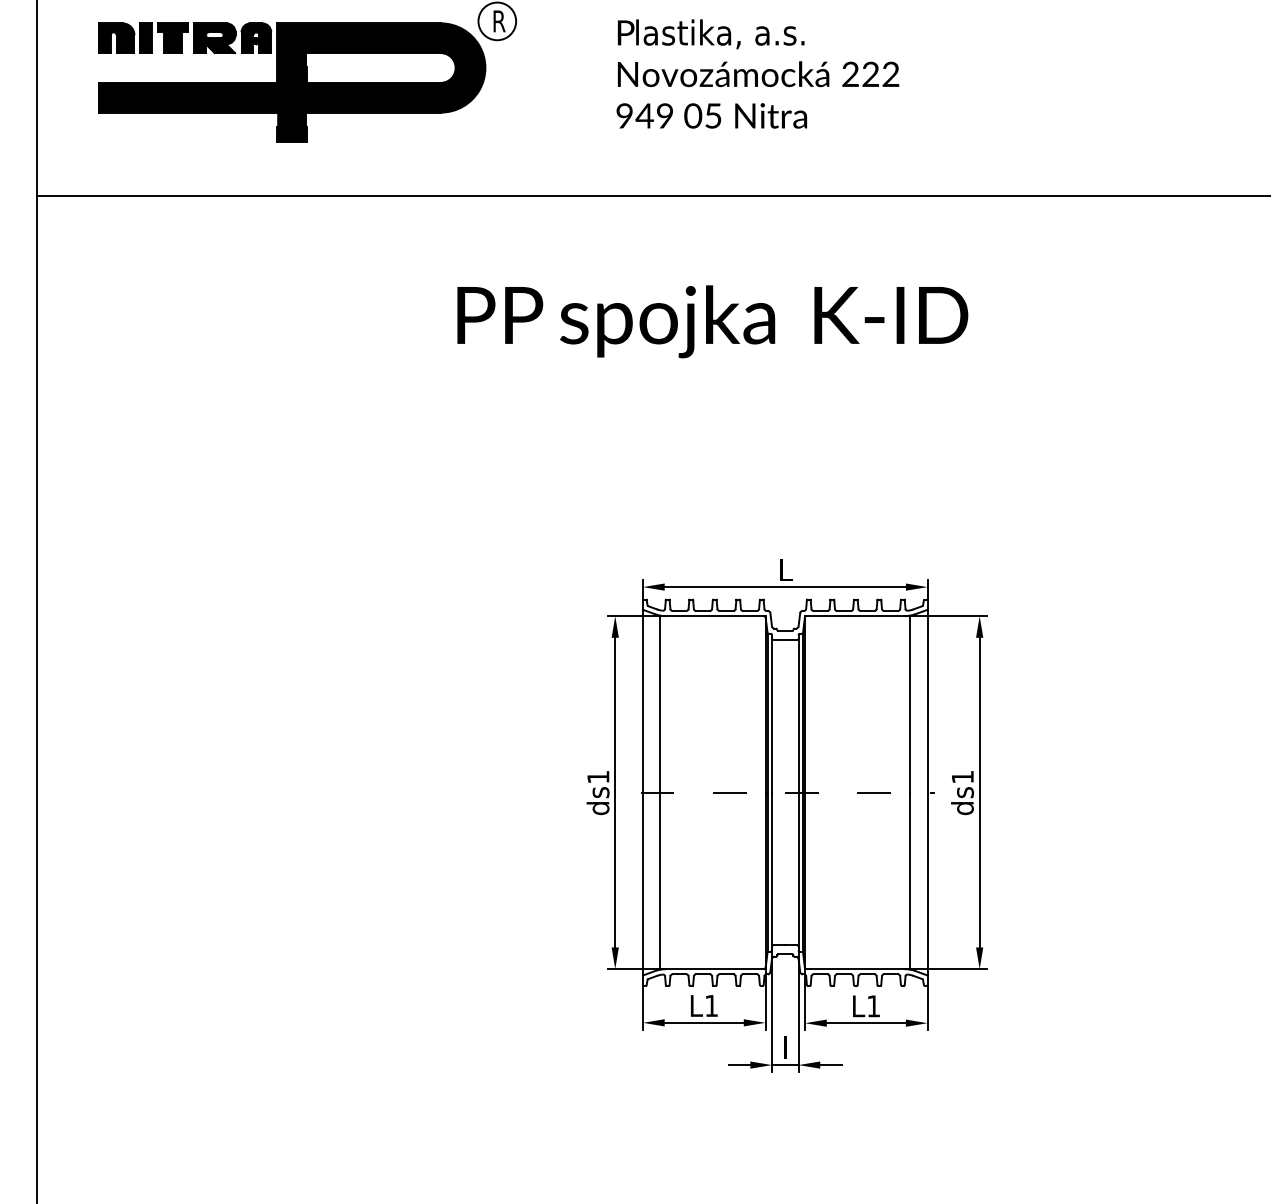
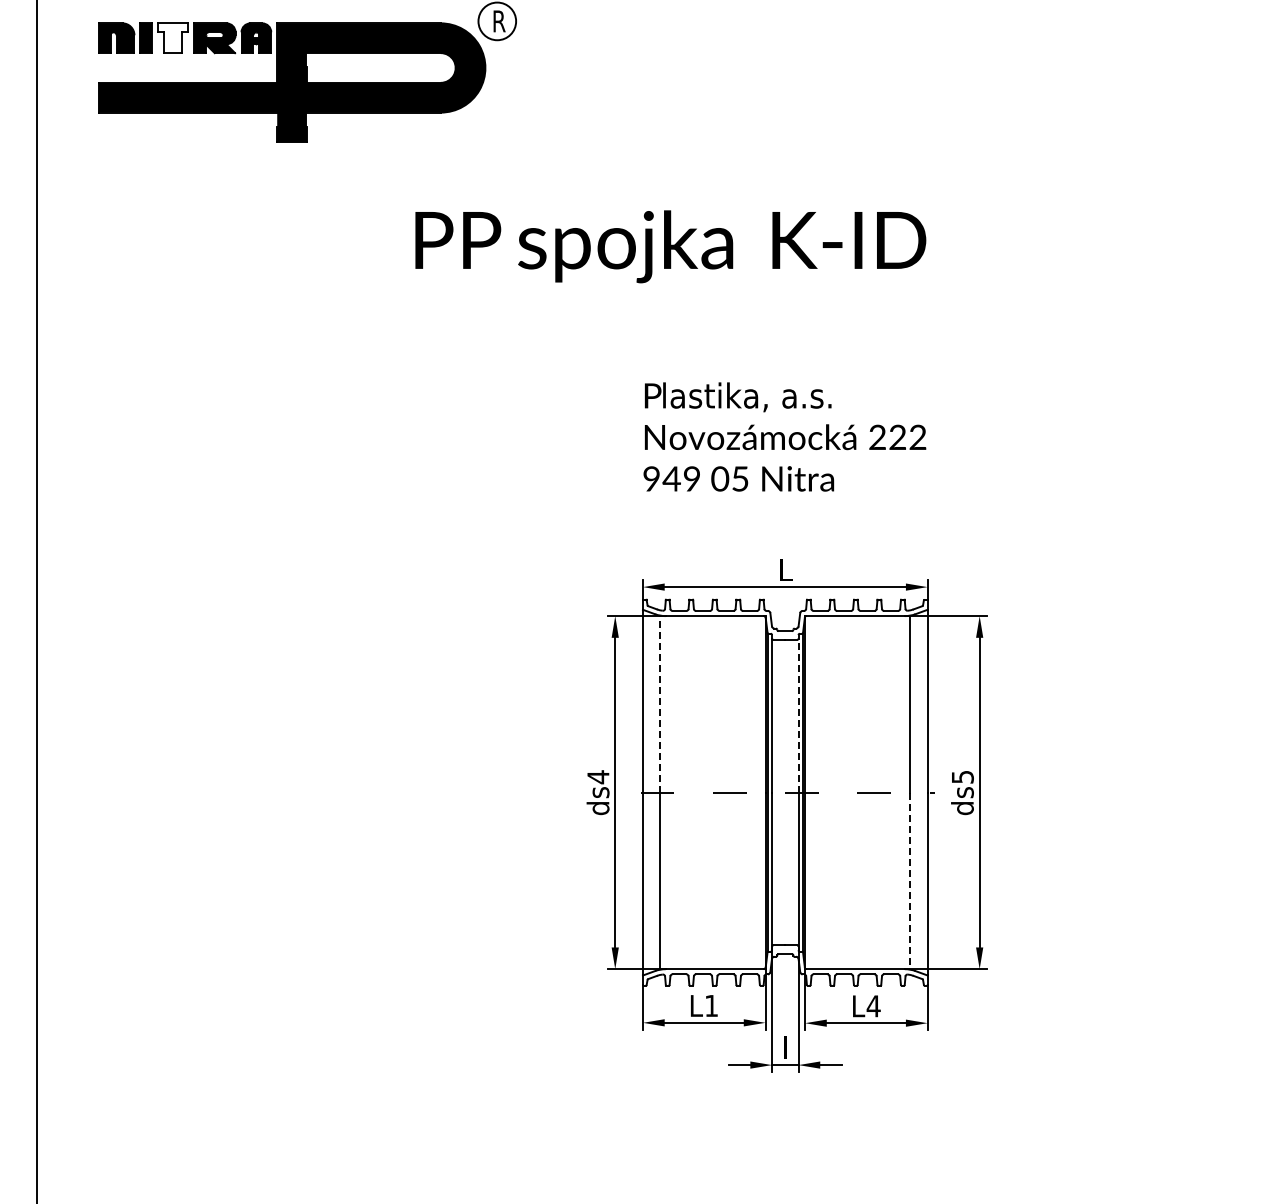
fill: present -> none (172, 38)
text position: (757, 73) -> (784, 436) (784, 436)
line: present -> none (652, 195)
text position: (712, 321) -> (670, 246) (670, 246)
line: solid -> dashed (660, 703)
line: solid -> dashed (798, 715)
text: ds1 -> ds4 (598, 777)
text: ds1 -> ds5 (962, 777)
line: solid -> dashed (910, 881)
text: L1 -> L4 (873, 1006)
